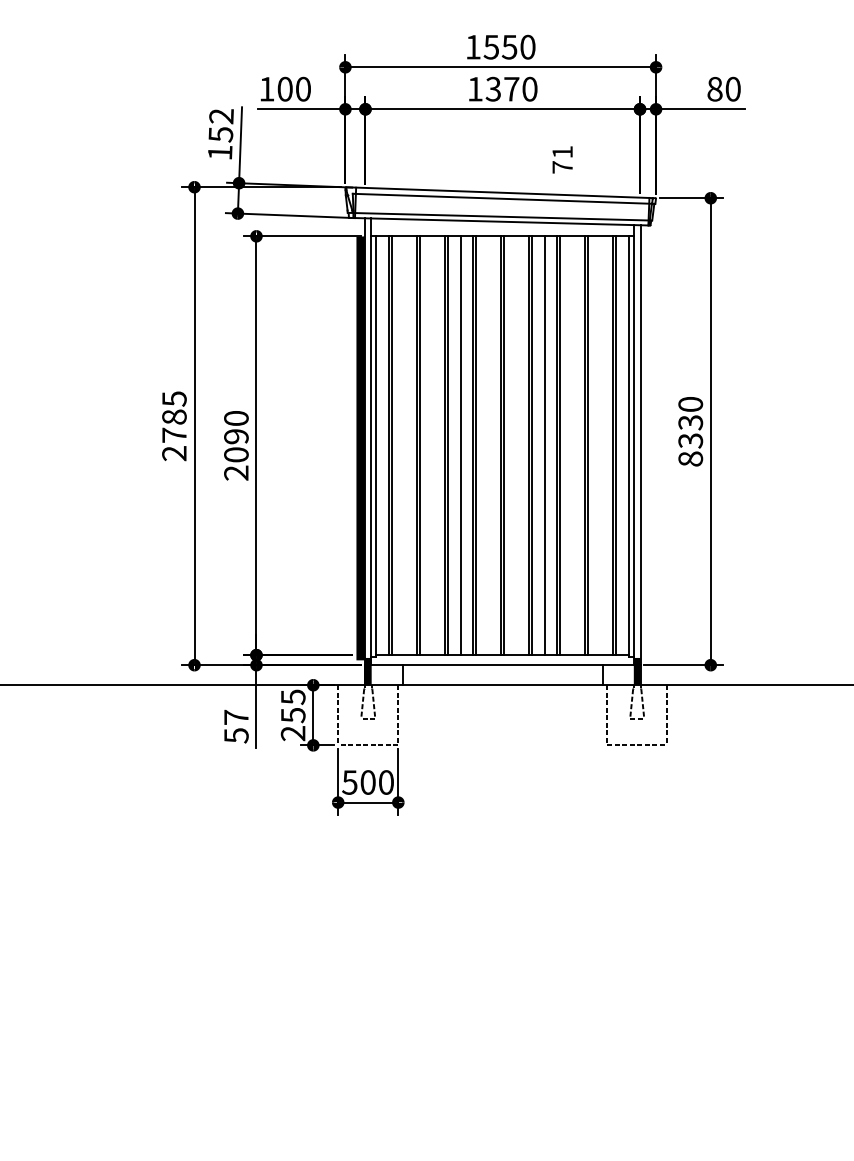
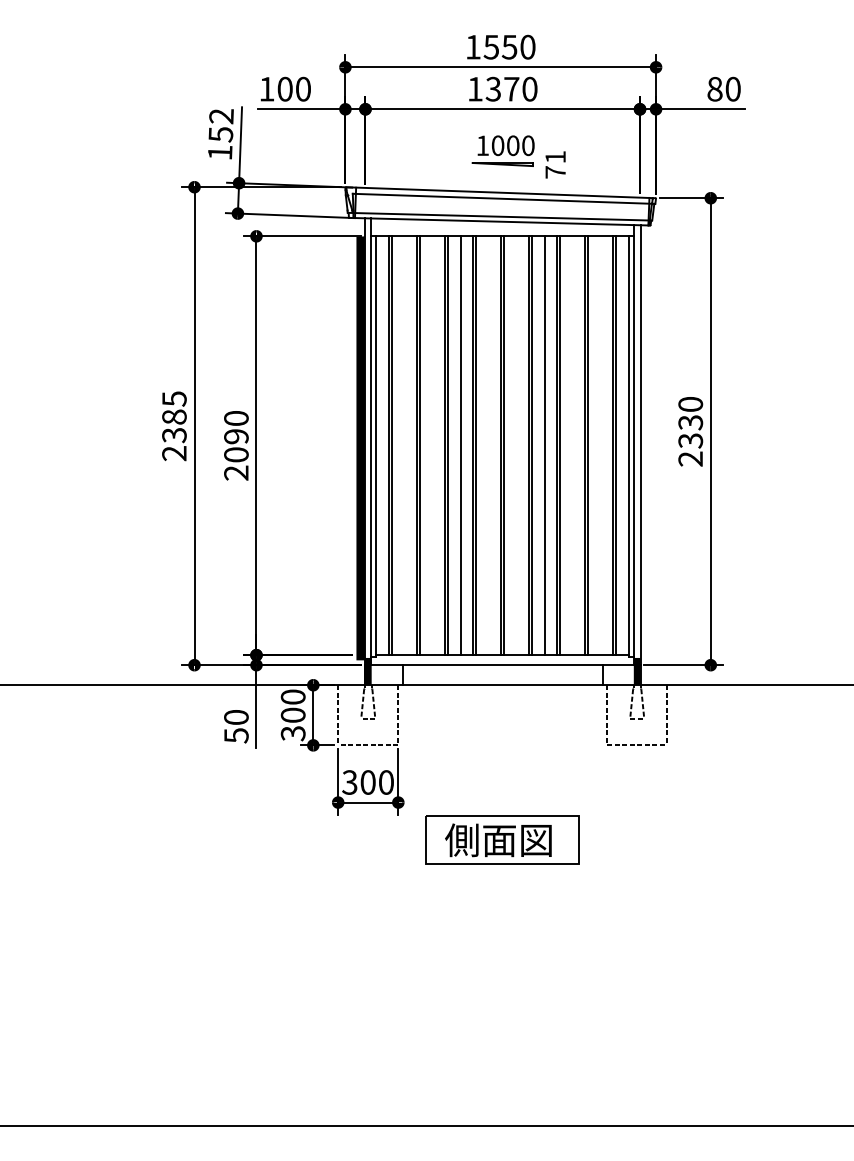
part: none -> present (502, 150)
text position: (562, 159) -> (555, 164) (555, 164)
text: 2785 -> 2385 (174, 435)
text: 8330 -> 2330 (690, 458)
text: 255 -> 300 (292, 715)
text: 57 -> 50 (236, 716)
text: 500 -> 300 (349, 782)
part: none -> present (502, 839)
line: none -> present (426, 1126)
